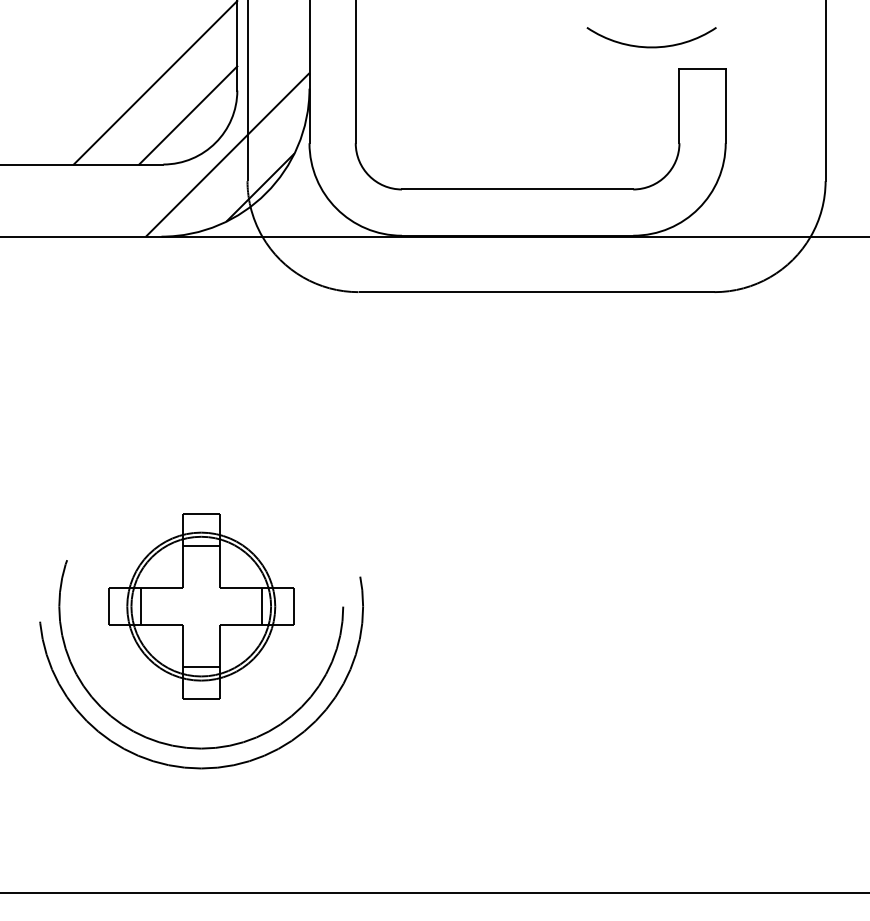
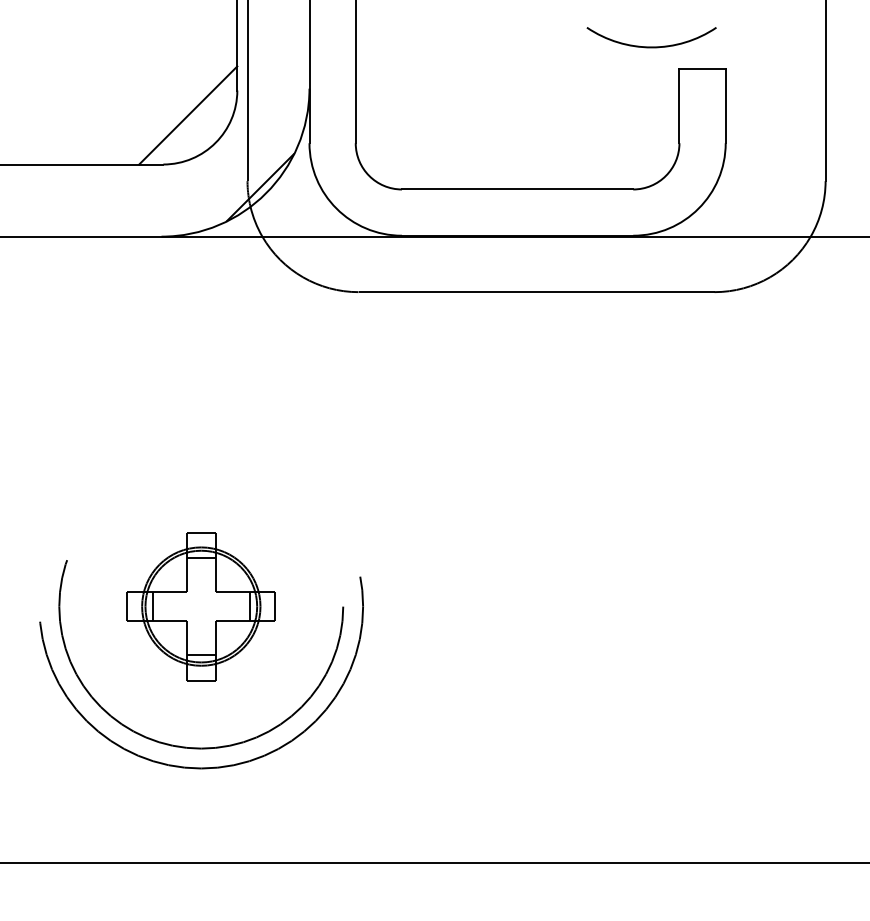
line: present -> none (154, 83)
line: present -> none (227, 154)
part size: 187x187 px -> 150x150 px (200, 606)
line position: (434, 893) -> (434, 863) (434, 863)
